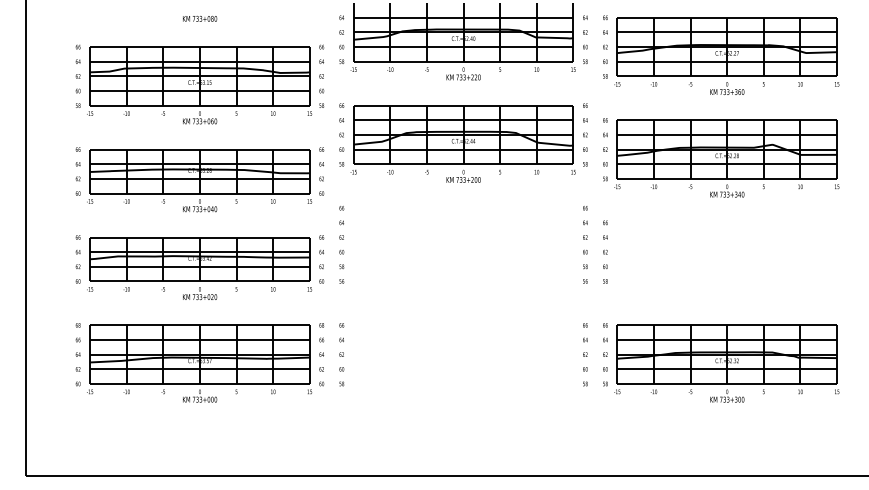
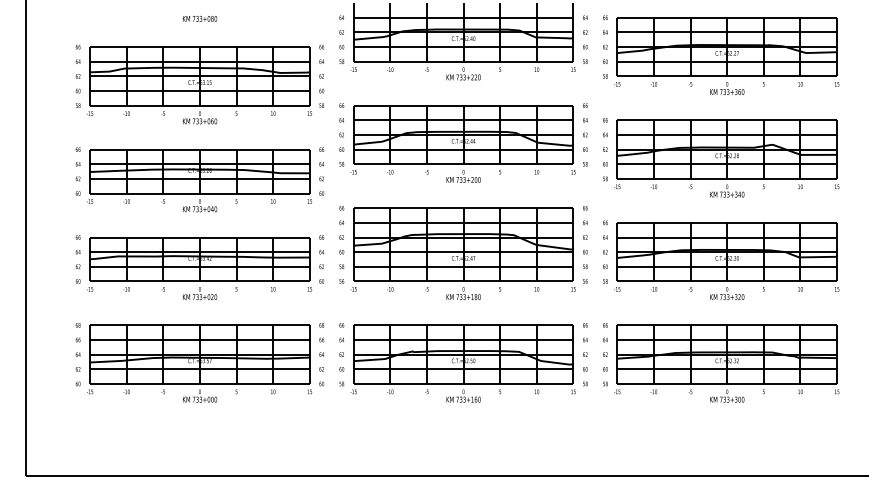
part: none -> present (462, 253)
part: none -> present (726, 261)
part: none -> present (462, 363)
